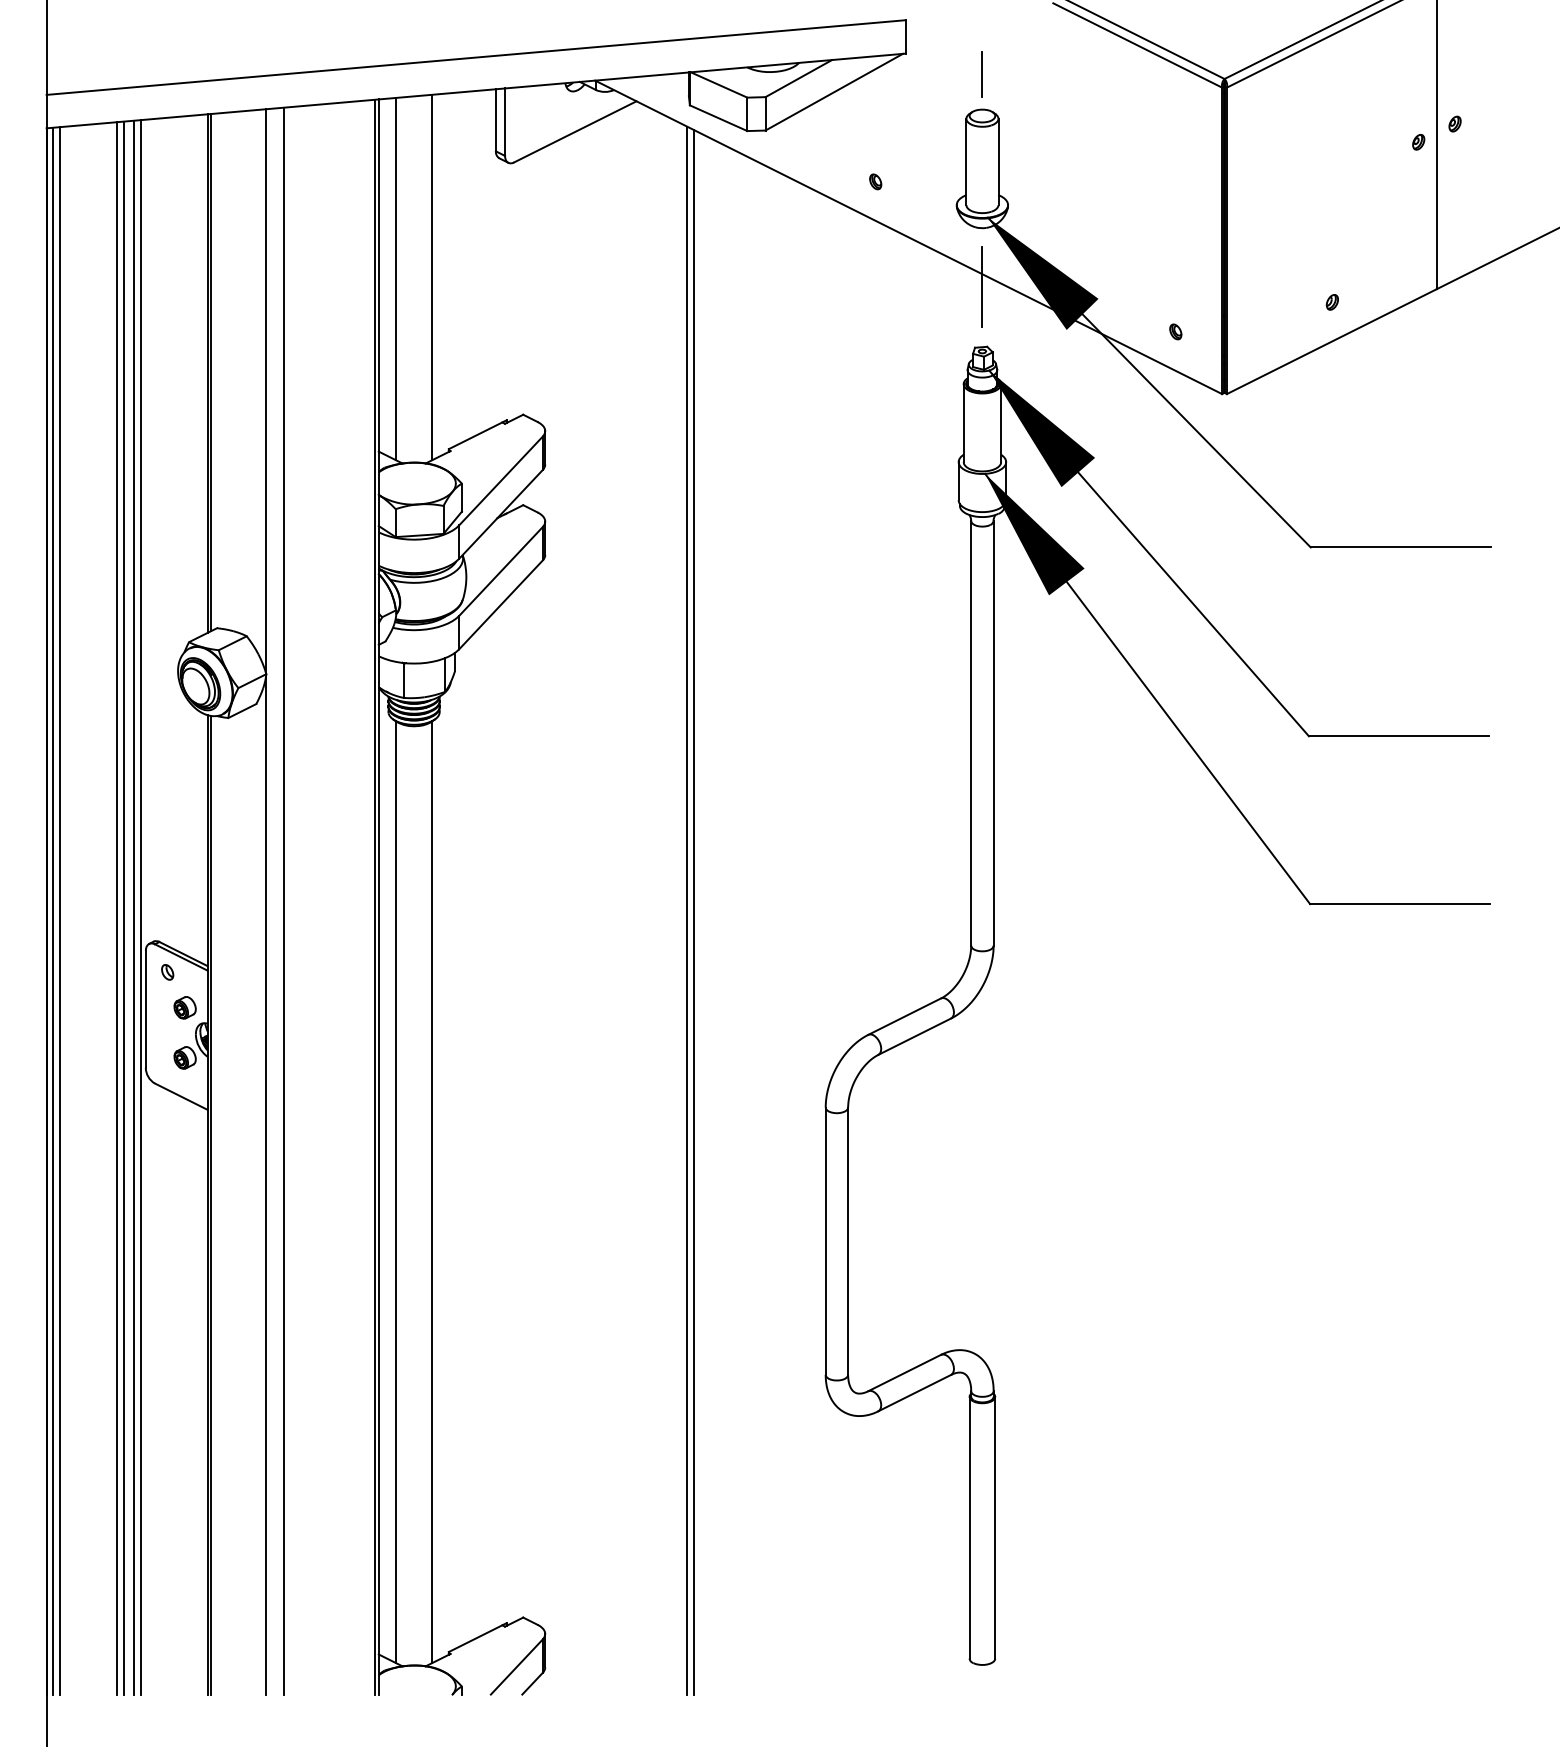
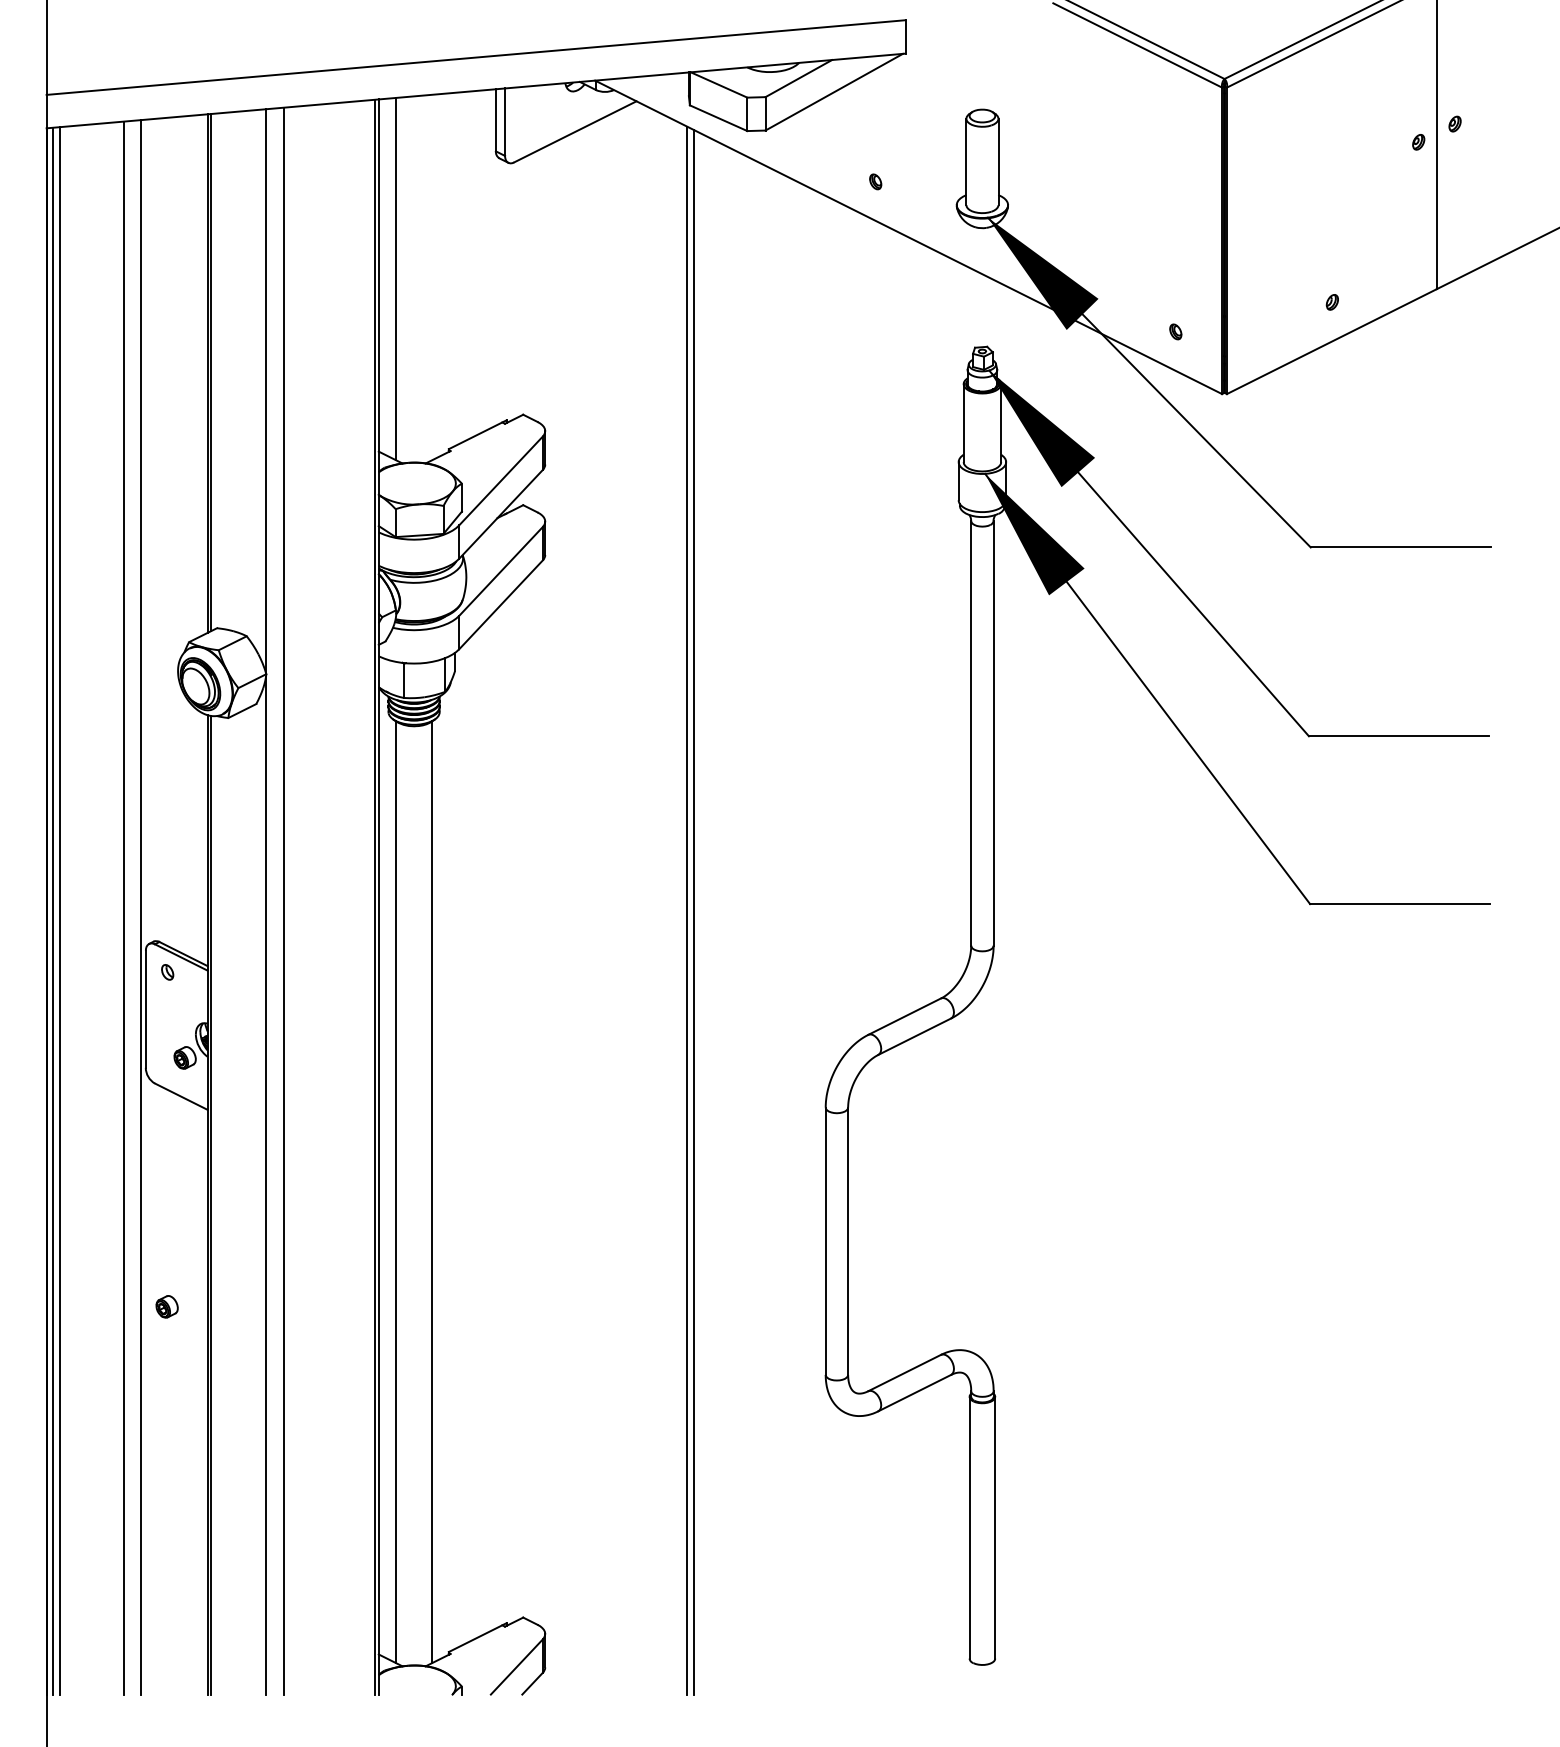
line: present -> none (981, 74)
line: present -> none (432, 277)
line: present -> none (981, 286)
line: present -> none (133, 907)
line: present -> none (117, 908)
part position: (184, 1007) -> (166, 1306) (166, 1306)
